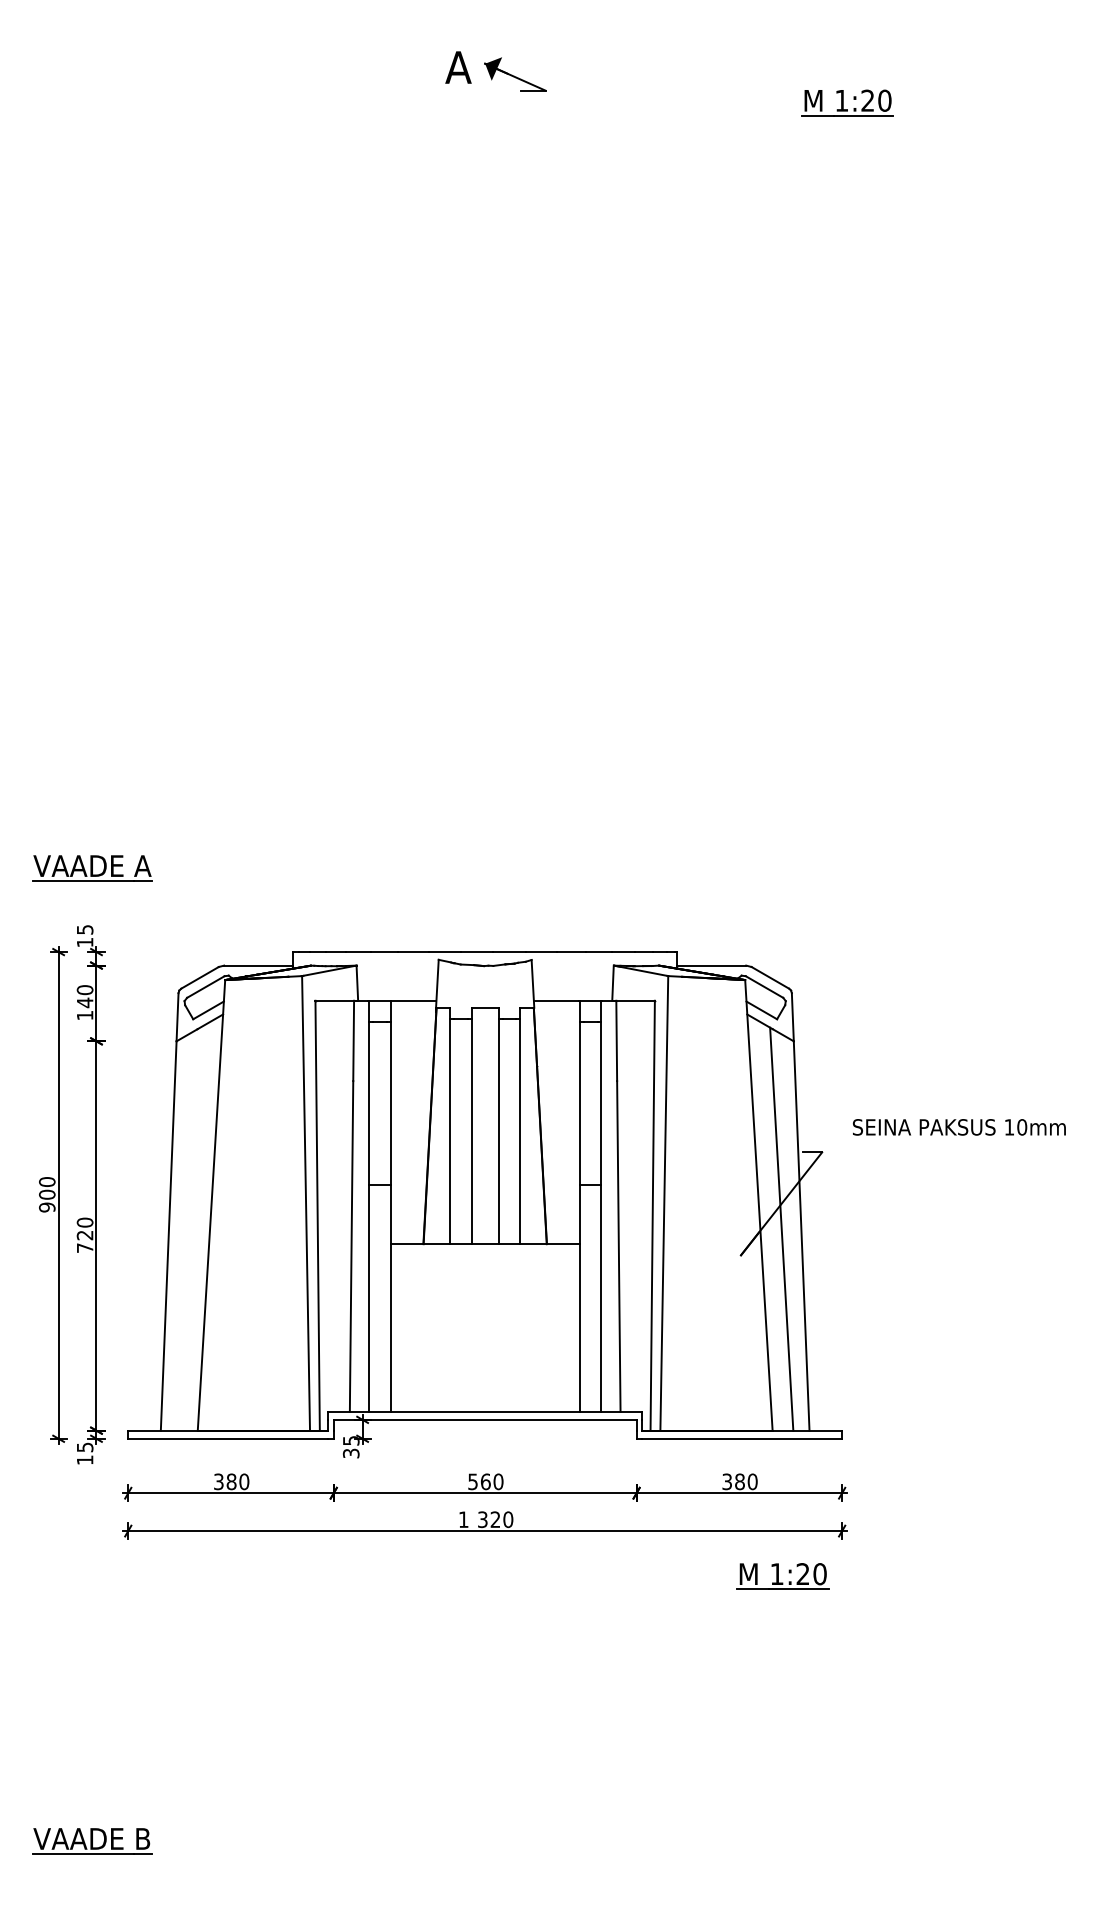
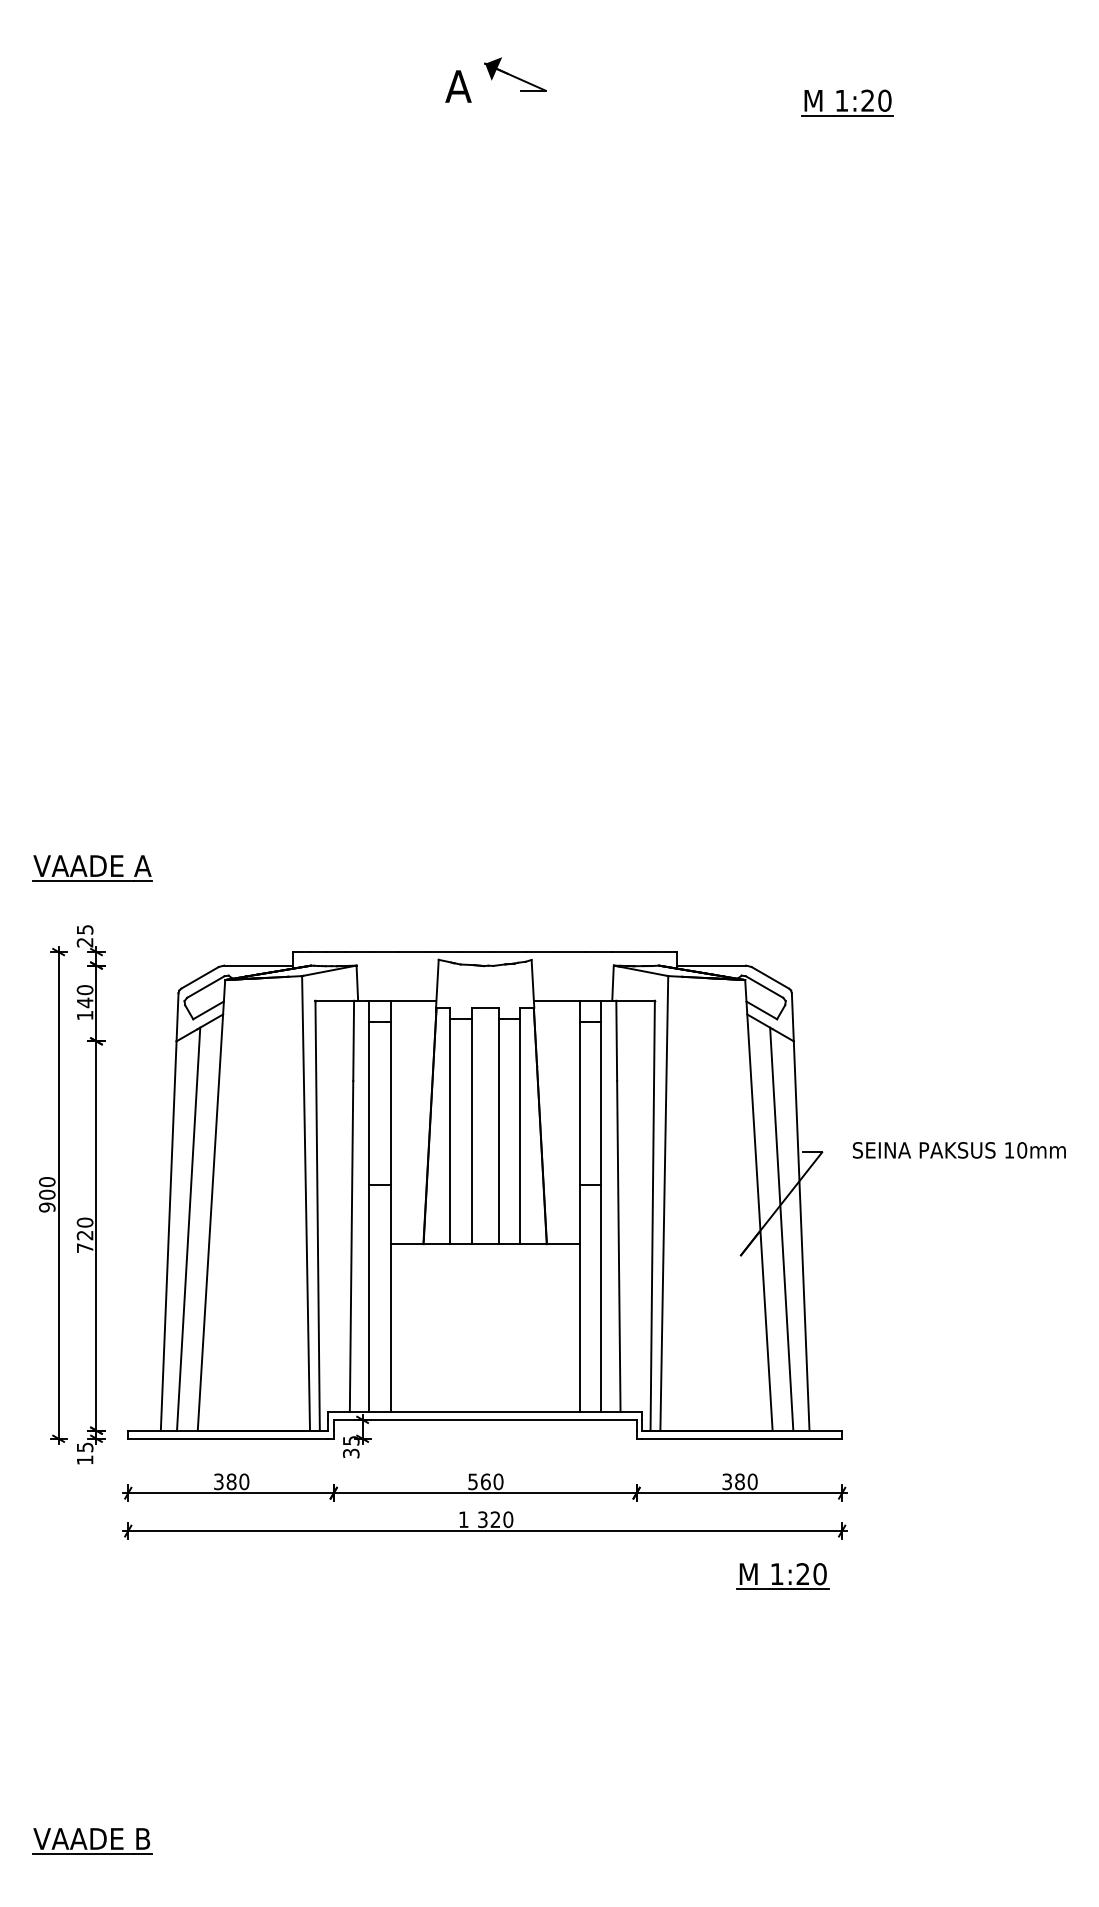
text position: (458, 67) -> (458, 86) (458, 86)
text: 15 -> 25 (84, 942)
text position: (959, 1127) -> (959, 1150) (959, 1150)
line: none -> present (188, 1228)
